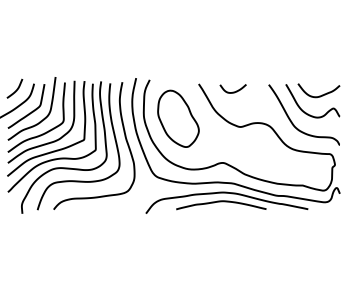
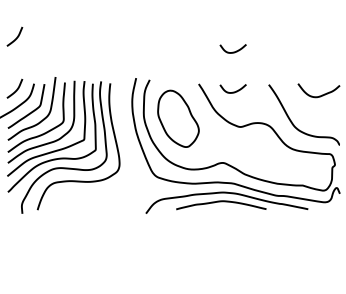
curve: none -> present (16, 37)
curve: none -> present (232, 51)
curve: present -> none (305, 111)
curve: present -> none (124, 137)
